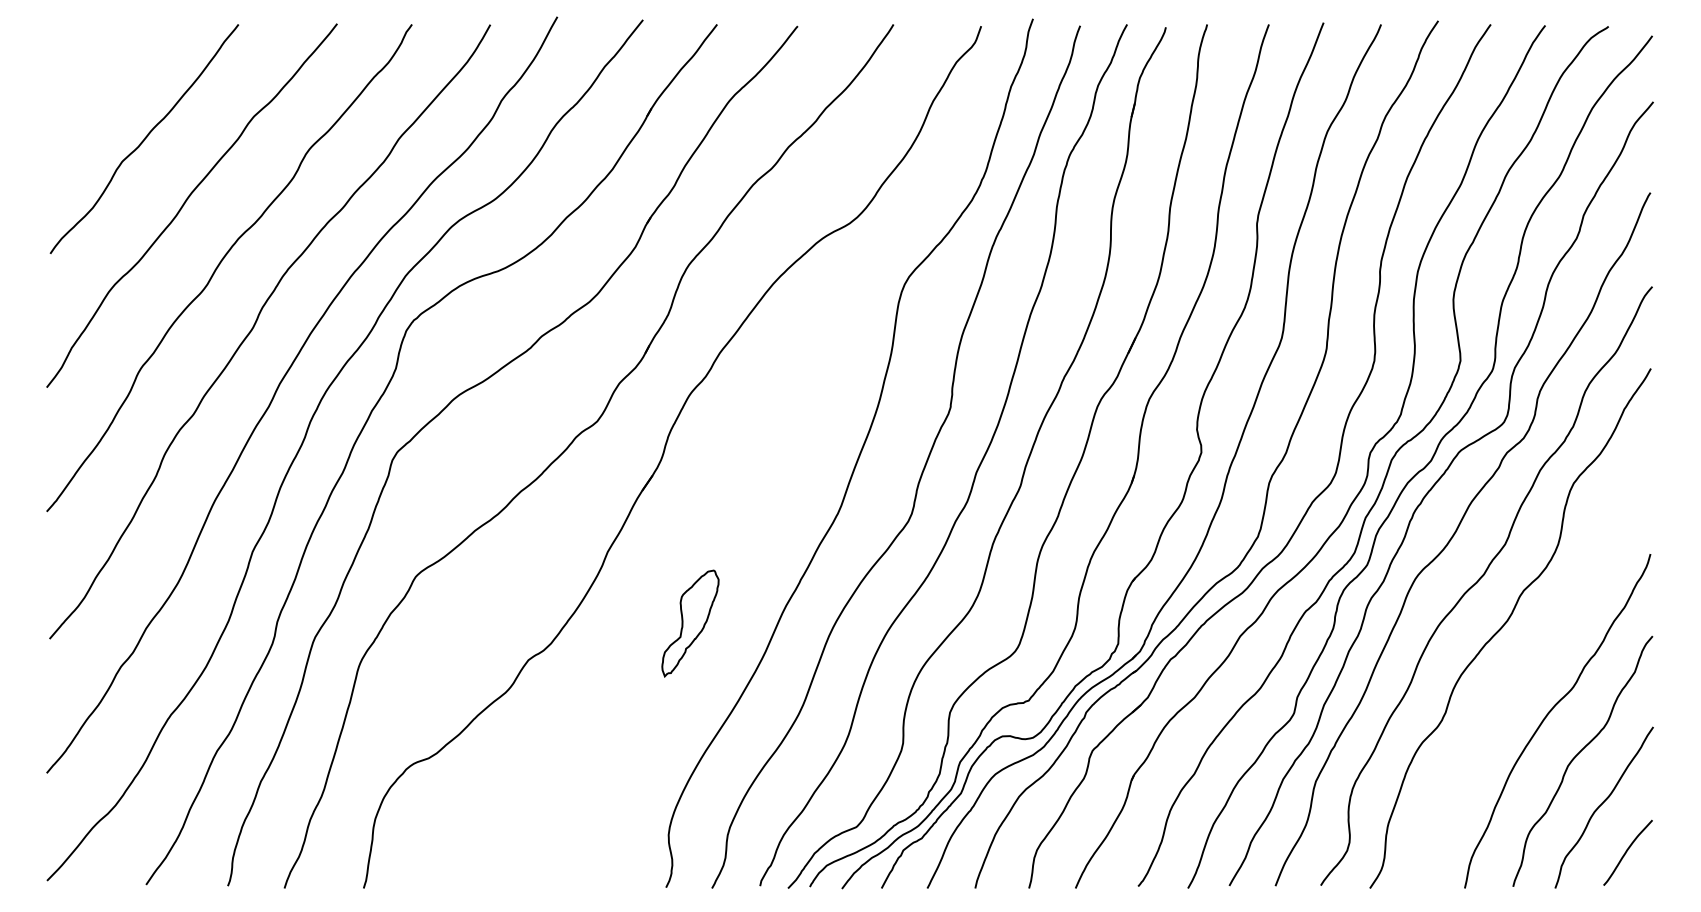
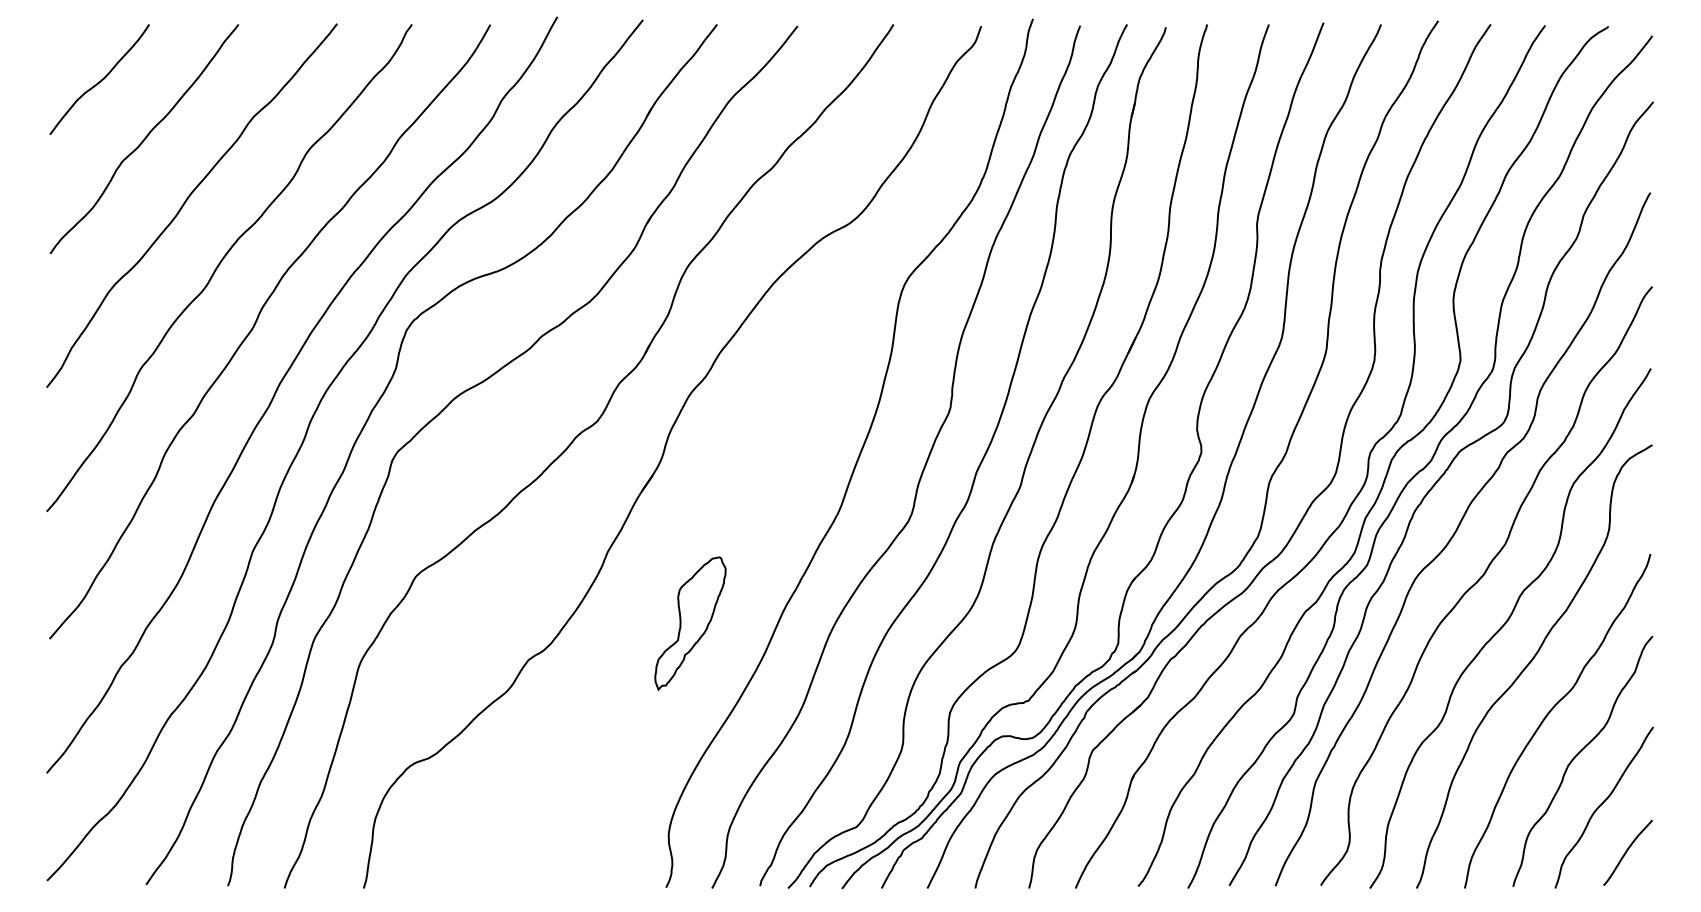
curve: none -> present (100, 80)
part size: 59x109 px -> 73x135 px (690, 623)
curve: none -> present (1531, 662)
